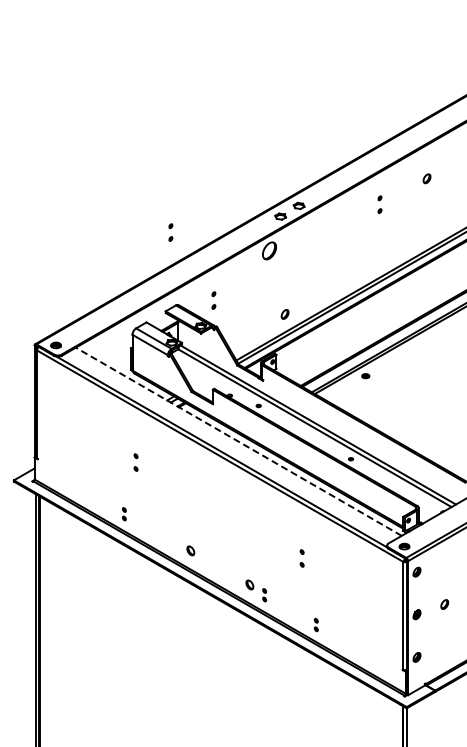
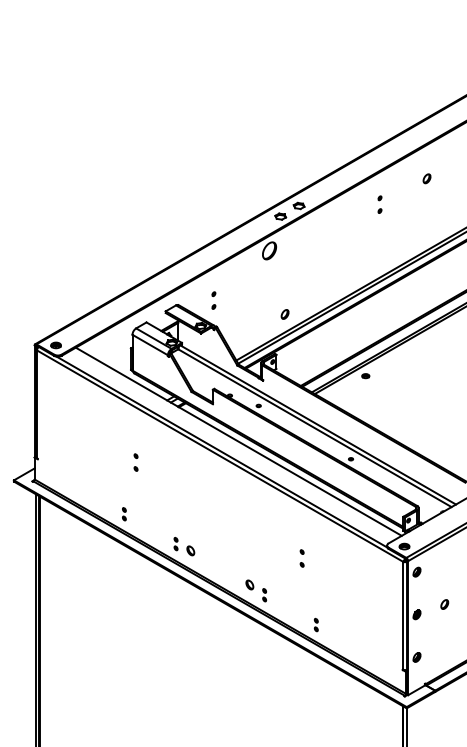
part: present -> none (170, 232)
line: dashed -> solid (238, 441)
part: none -> present (175, 544)
